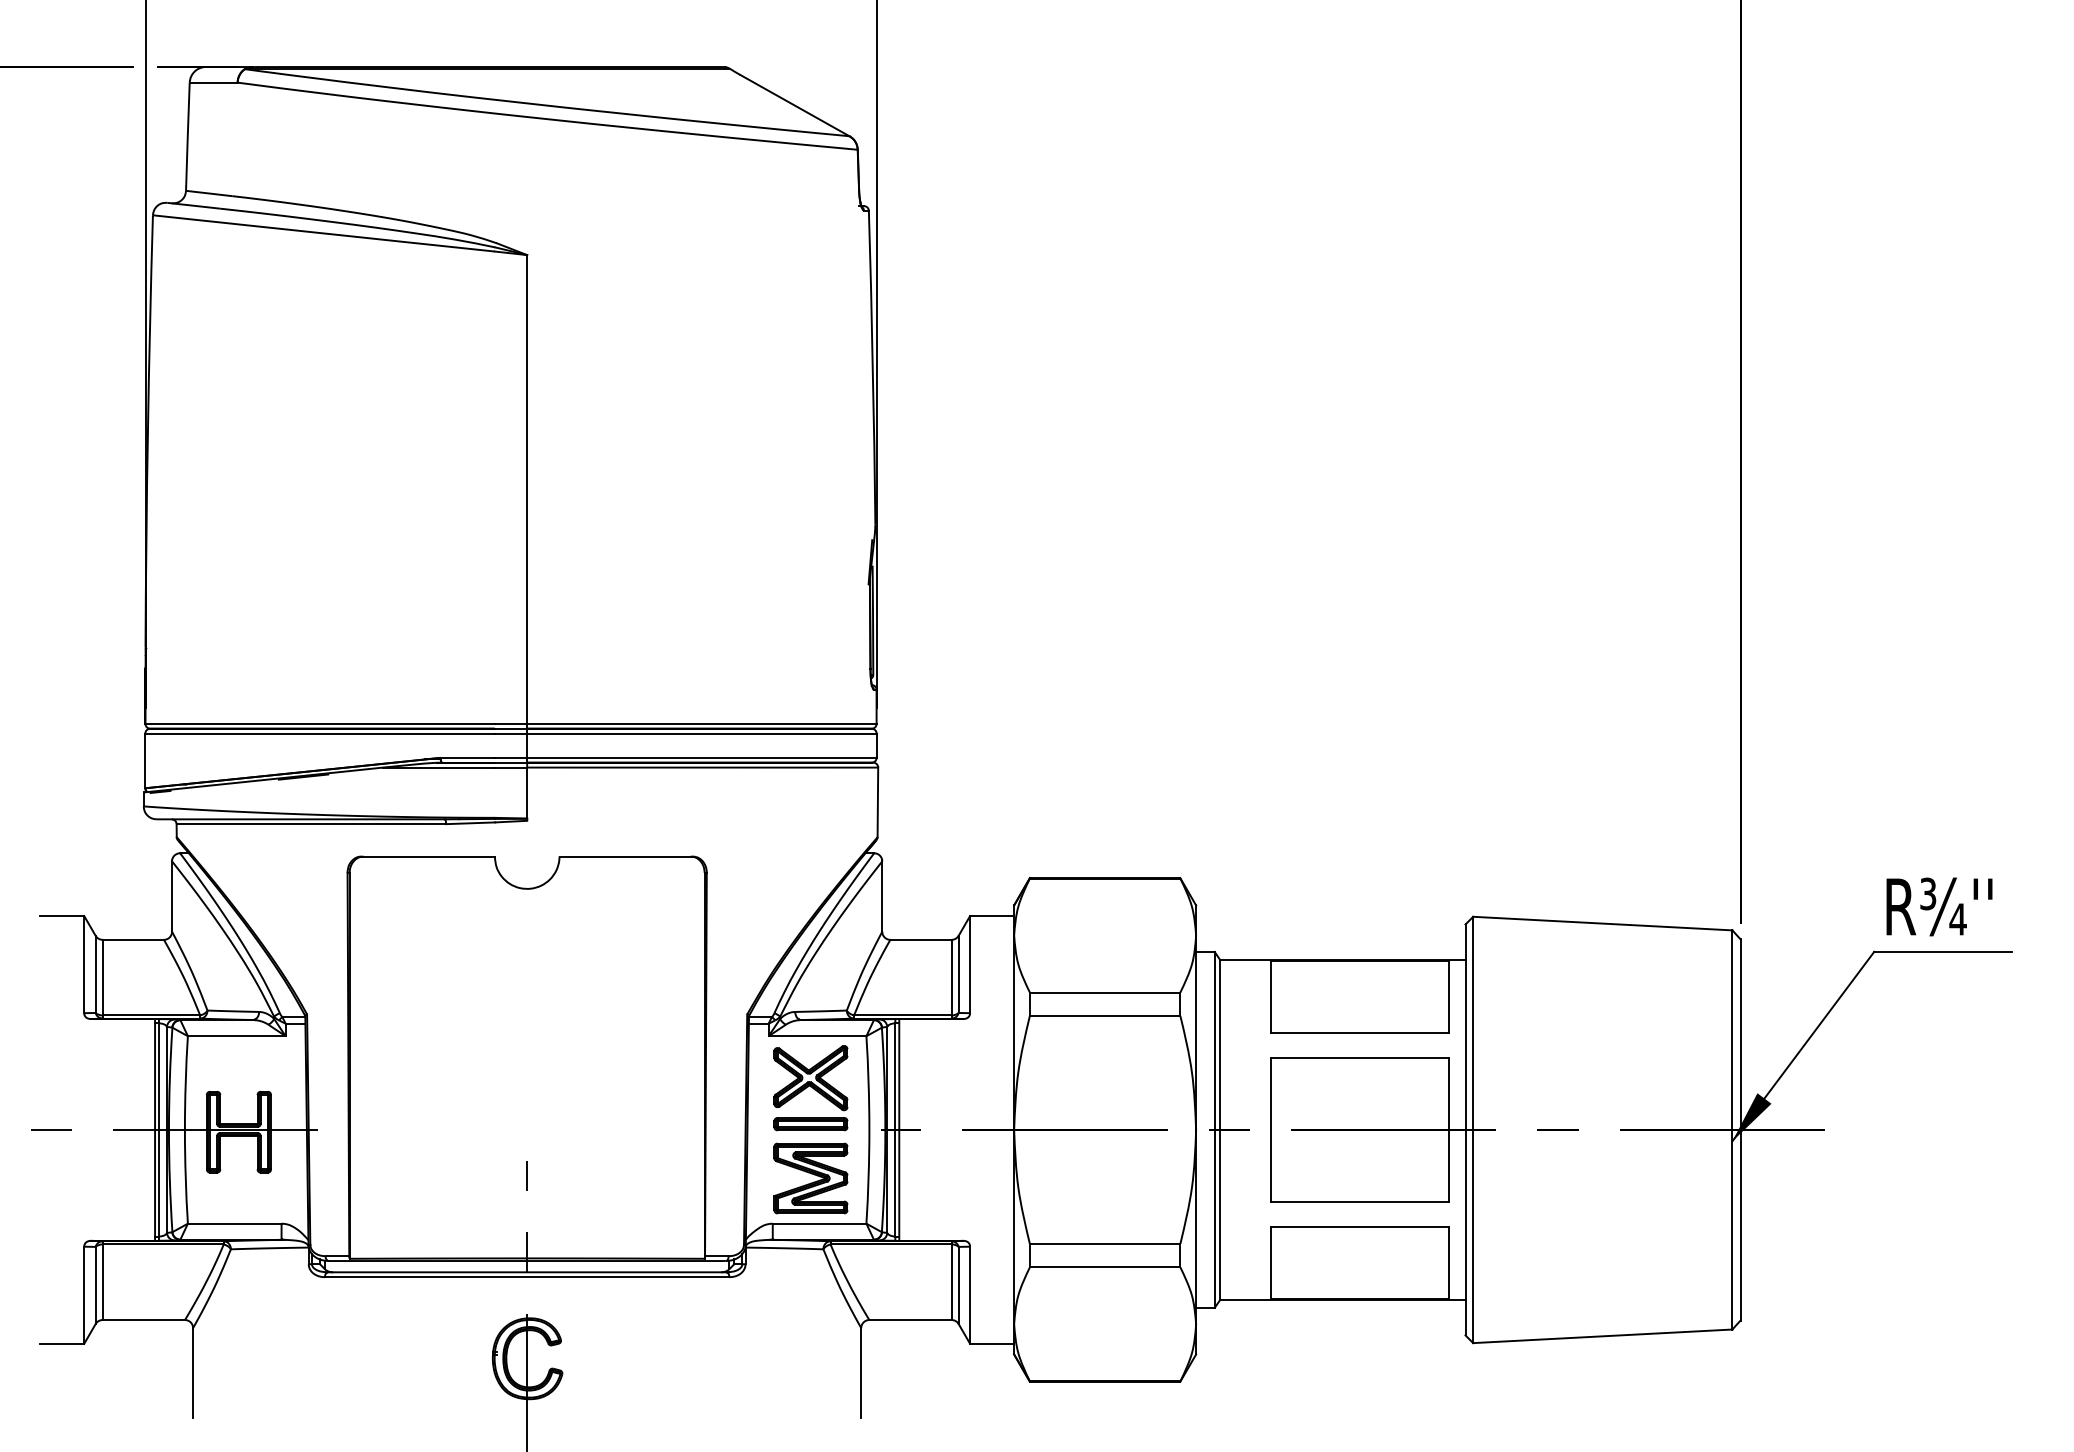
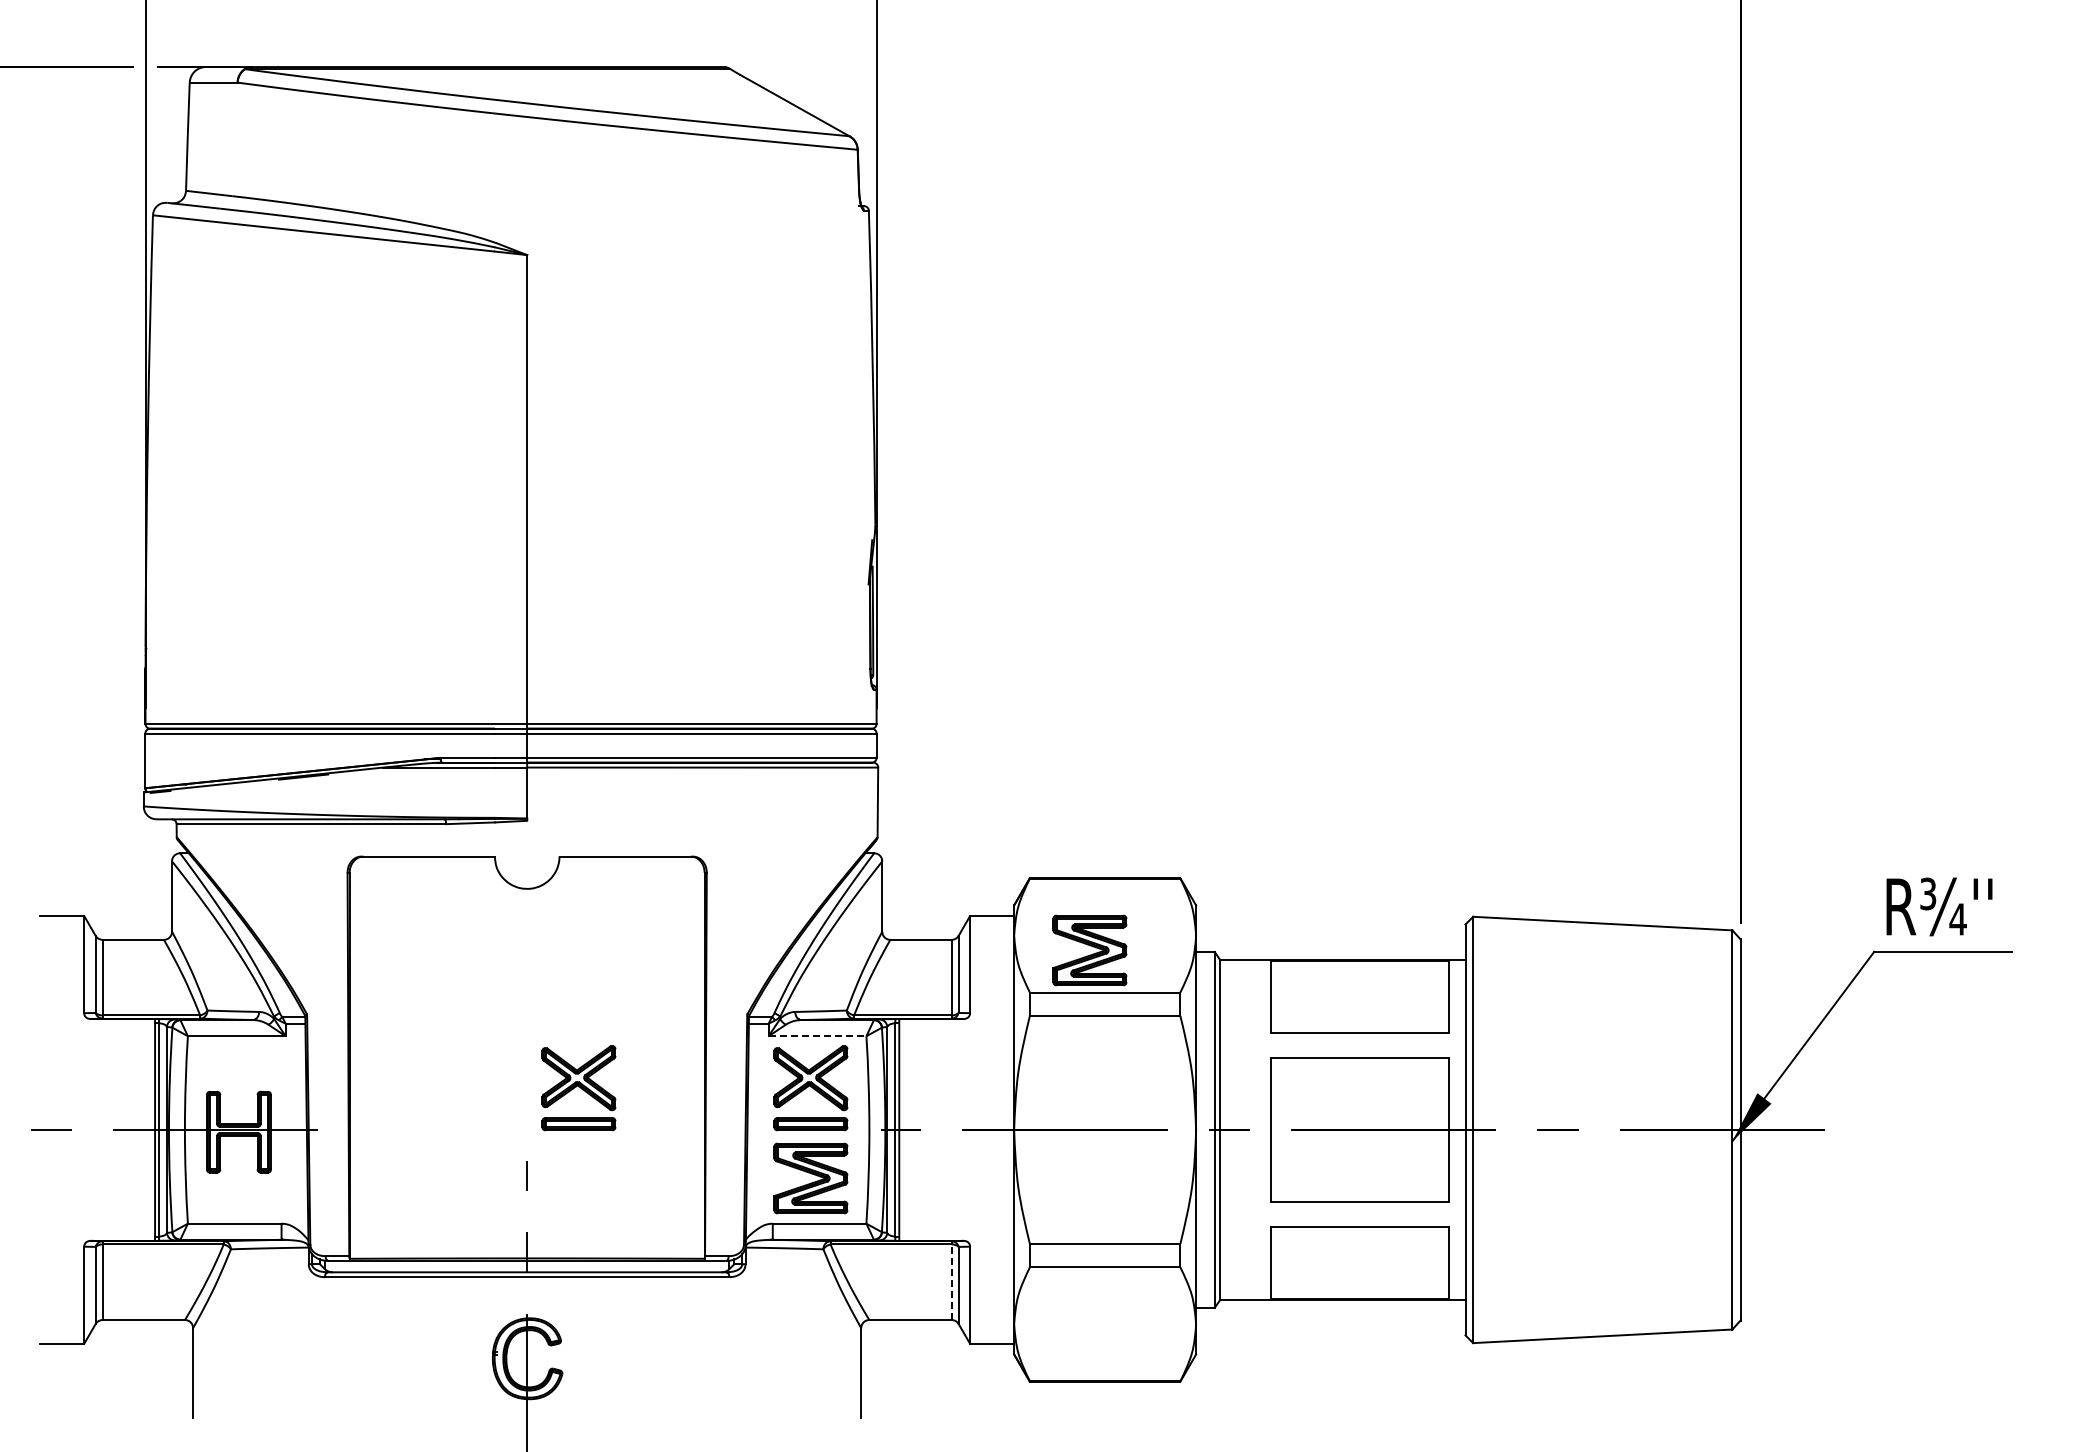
part: none -> present (1089, 950)
line: solid -> dashed (817, 1036)
part: none -> present (578, 1088)
line: solid -> dashed (951, 1282)
